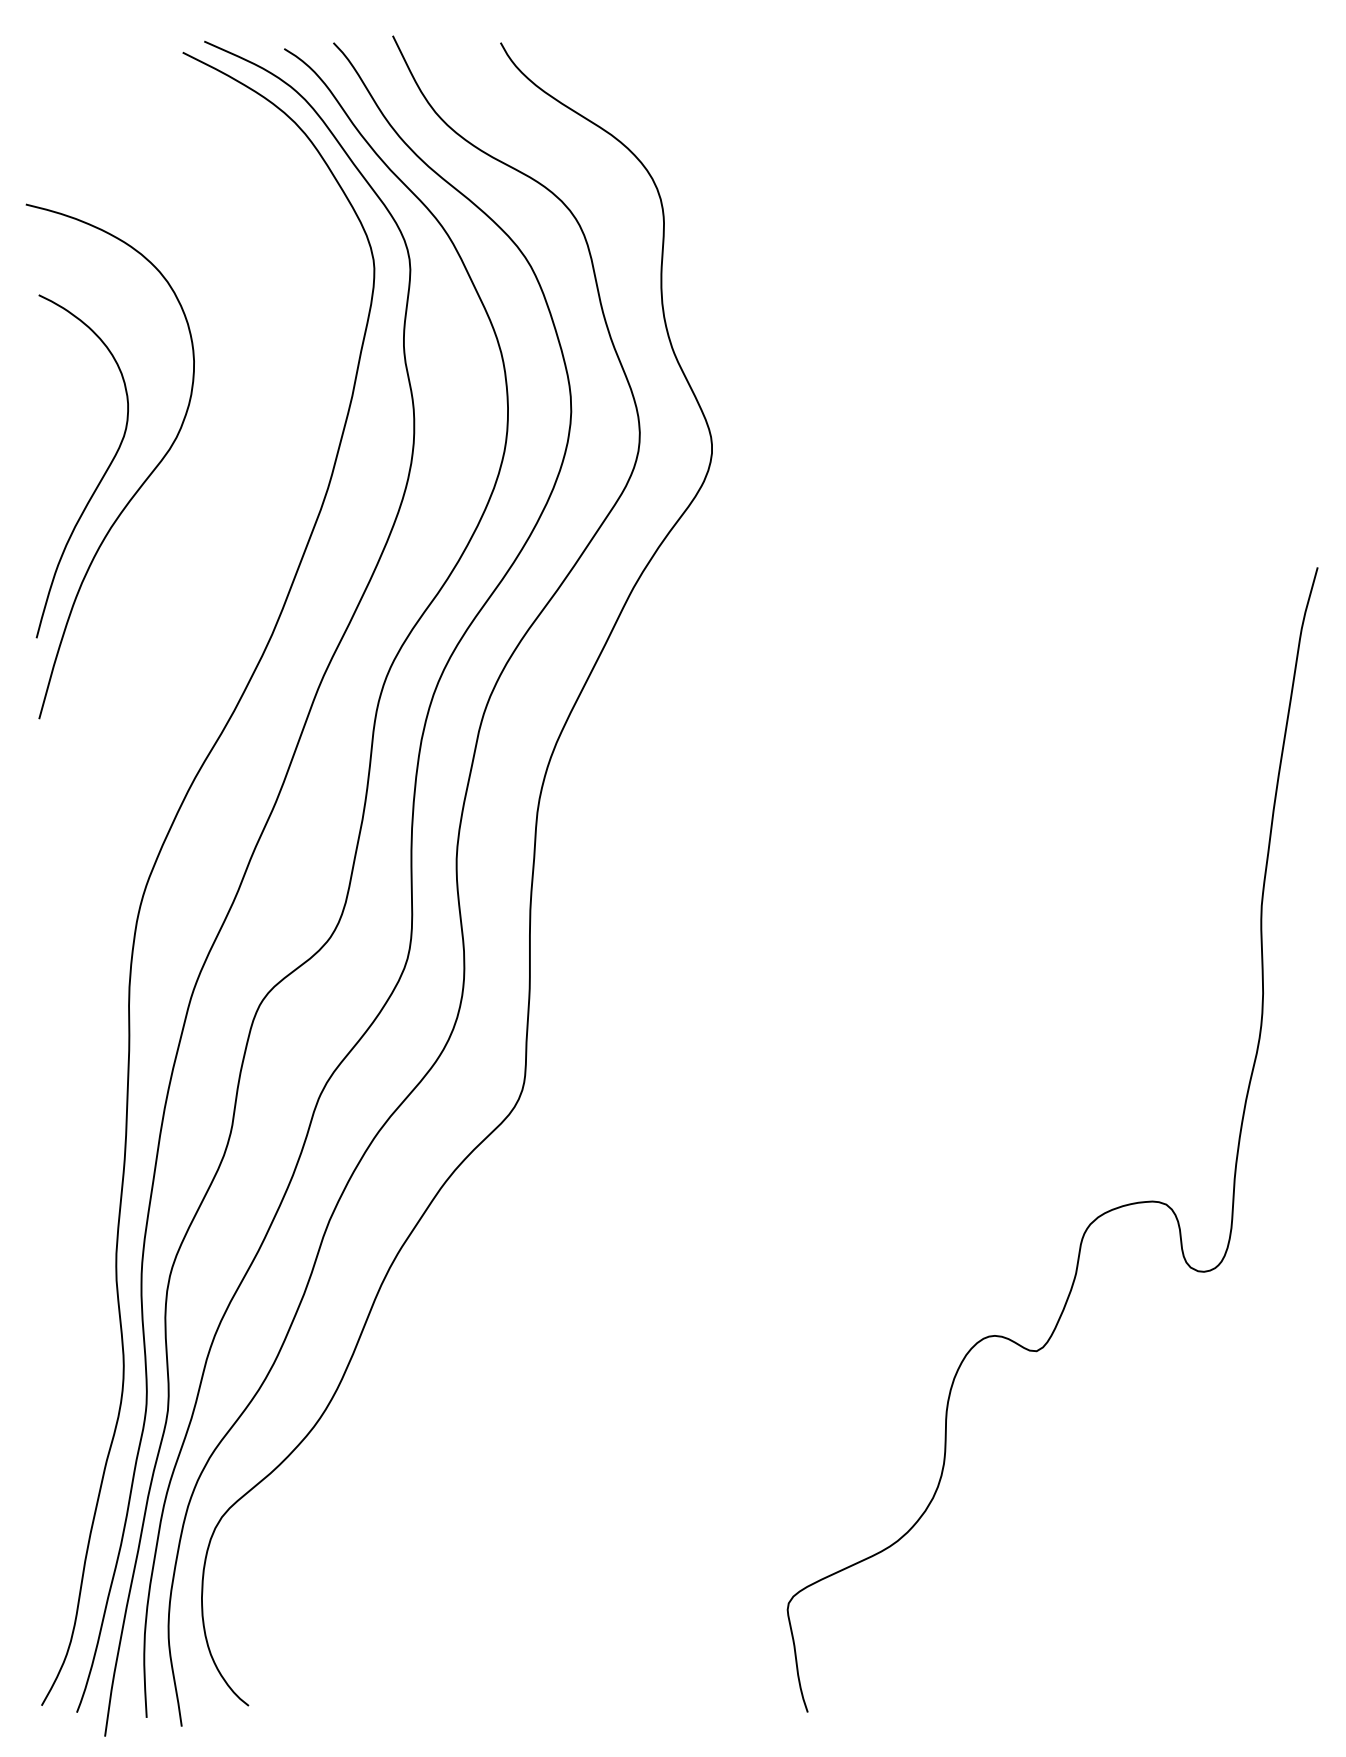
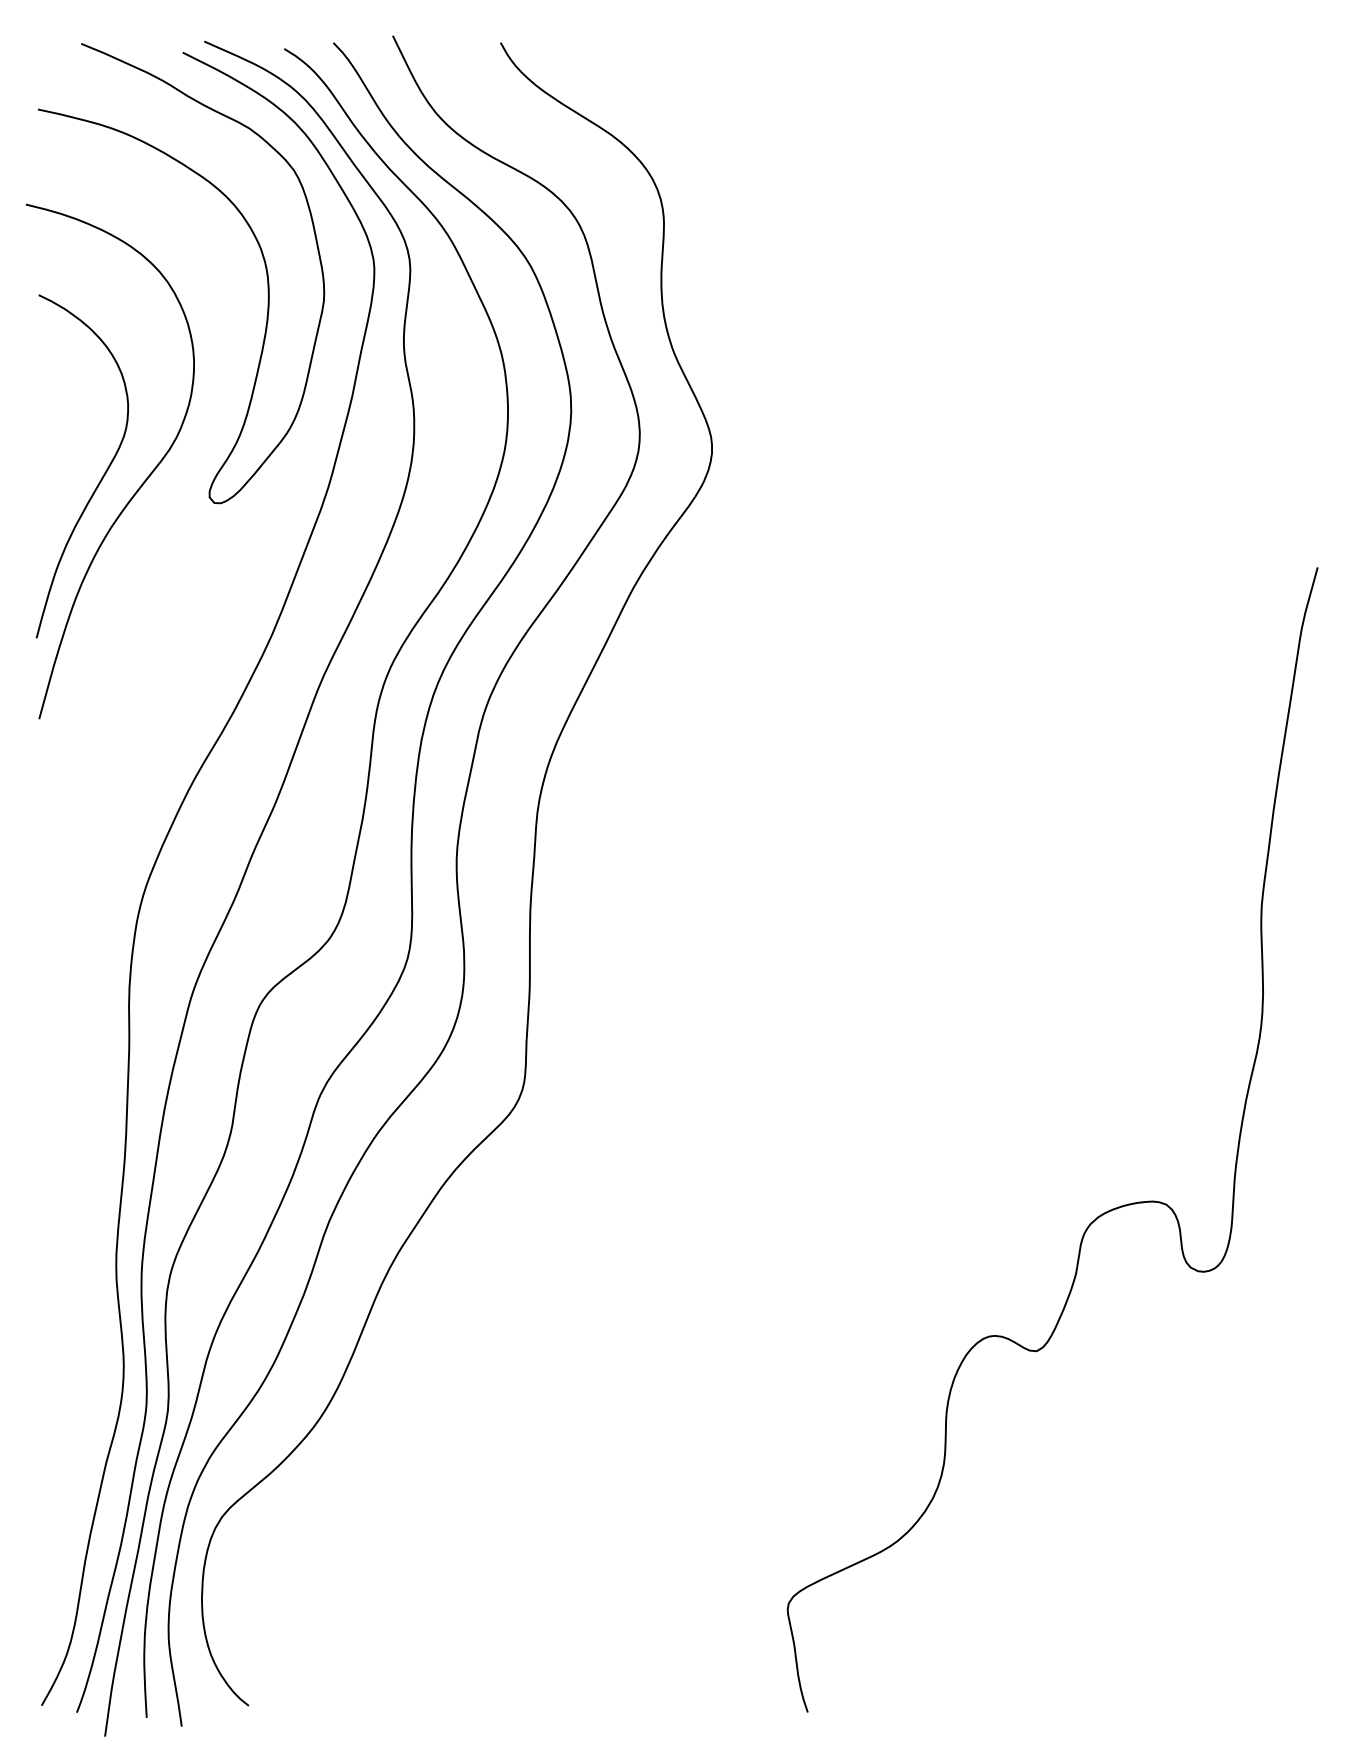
curve: none -> present (250, 230)
